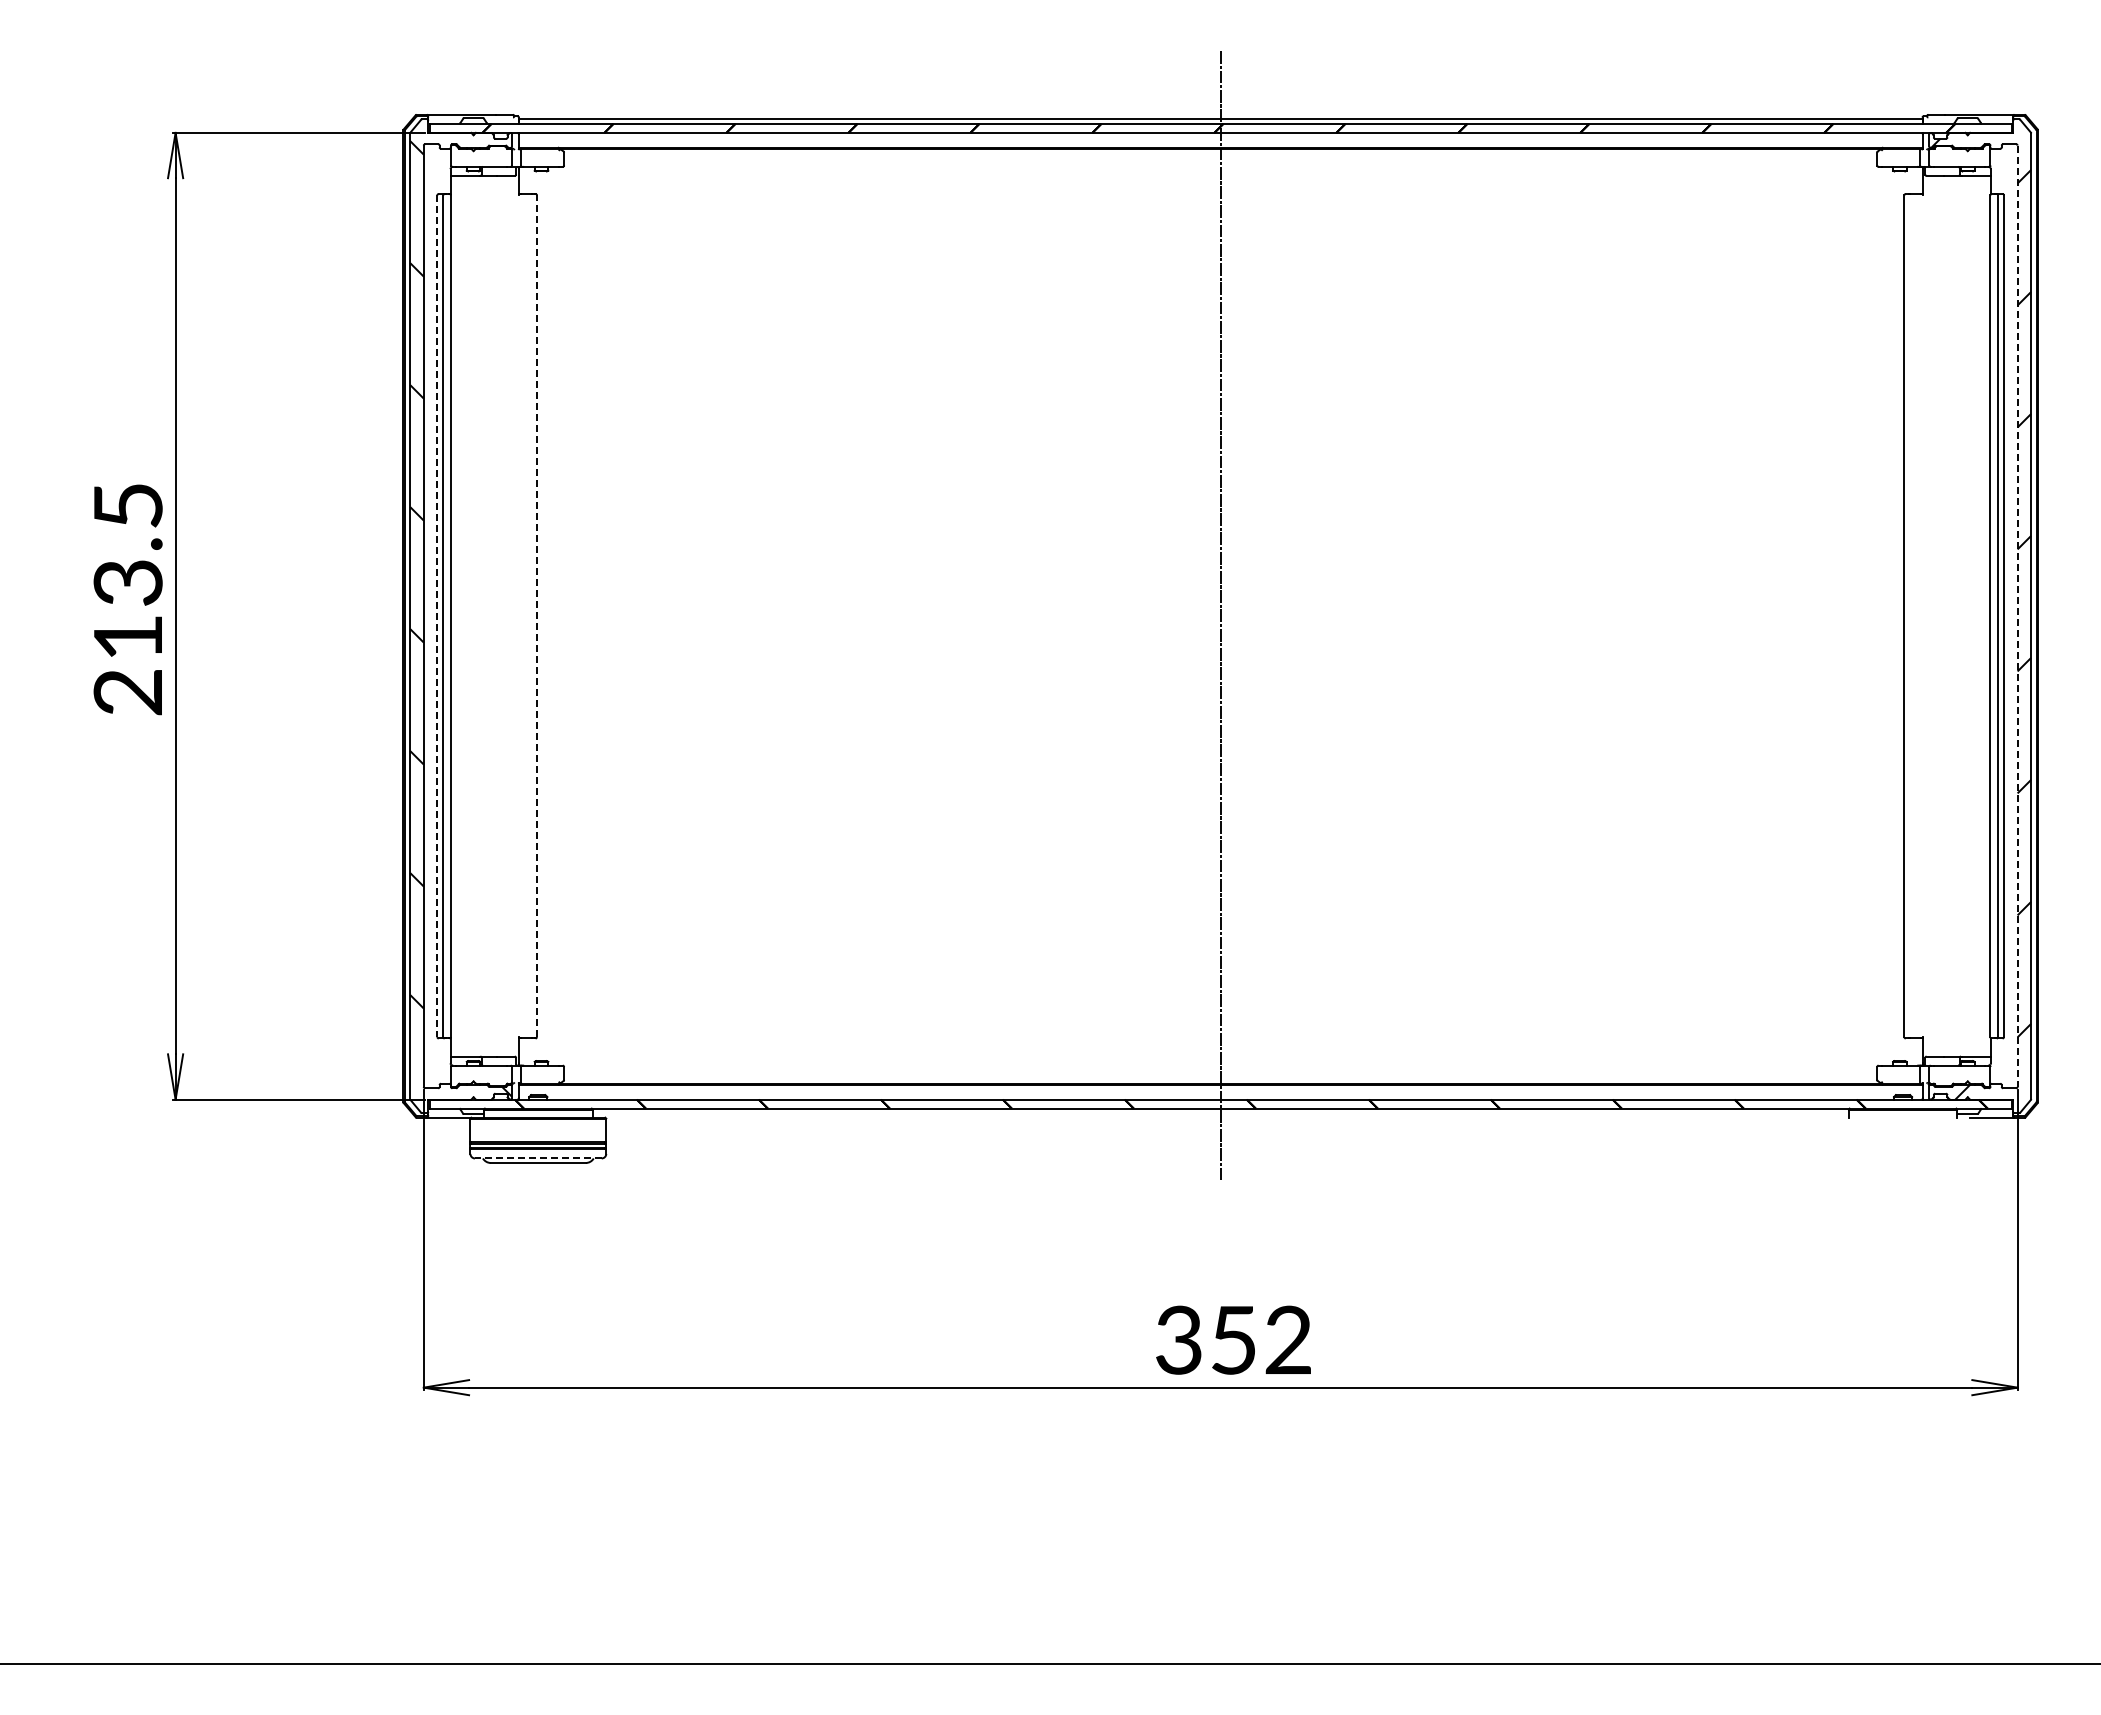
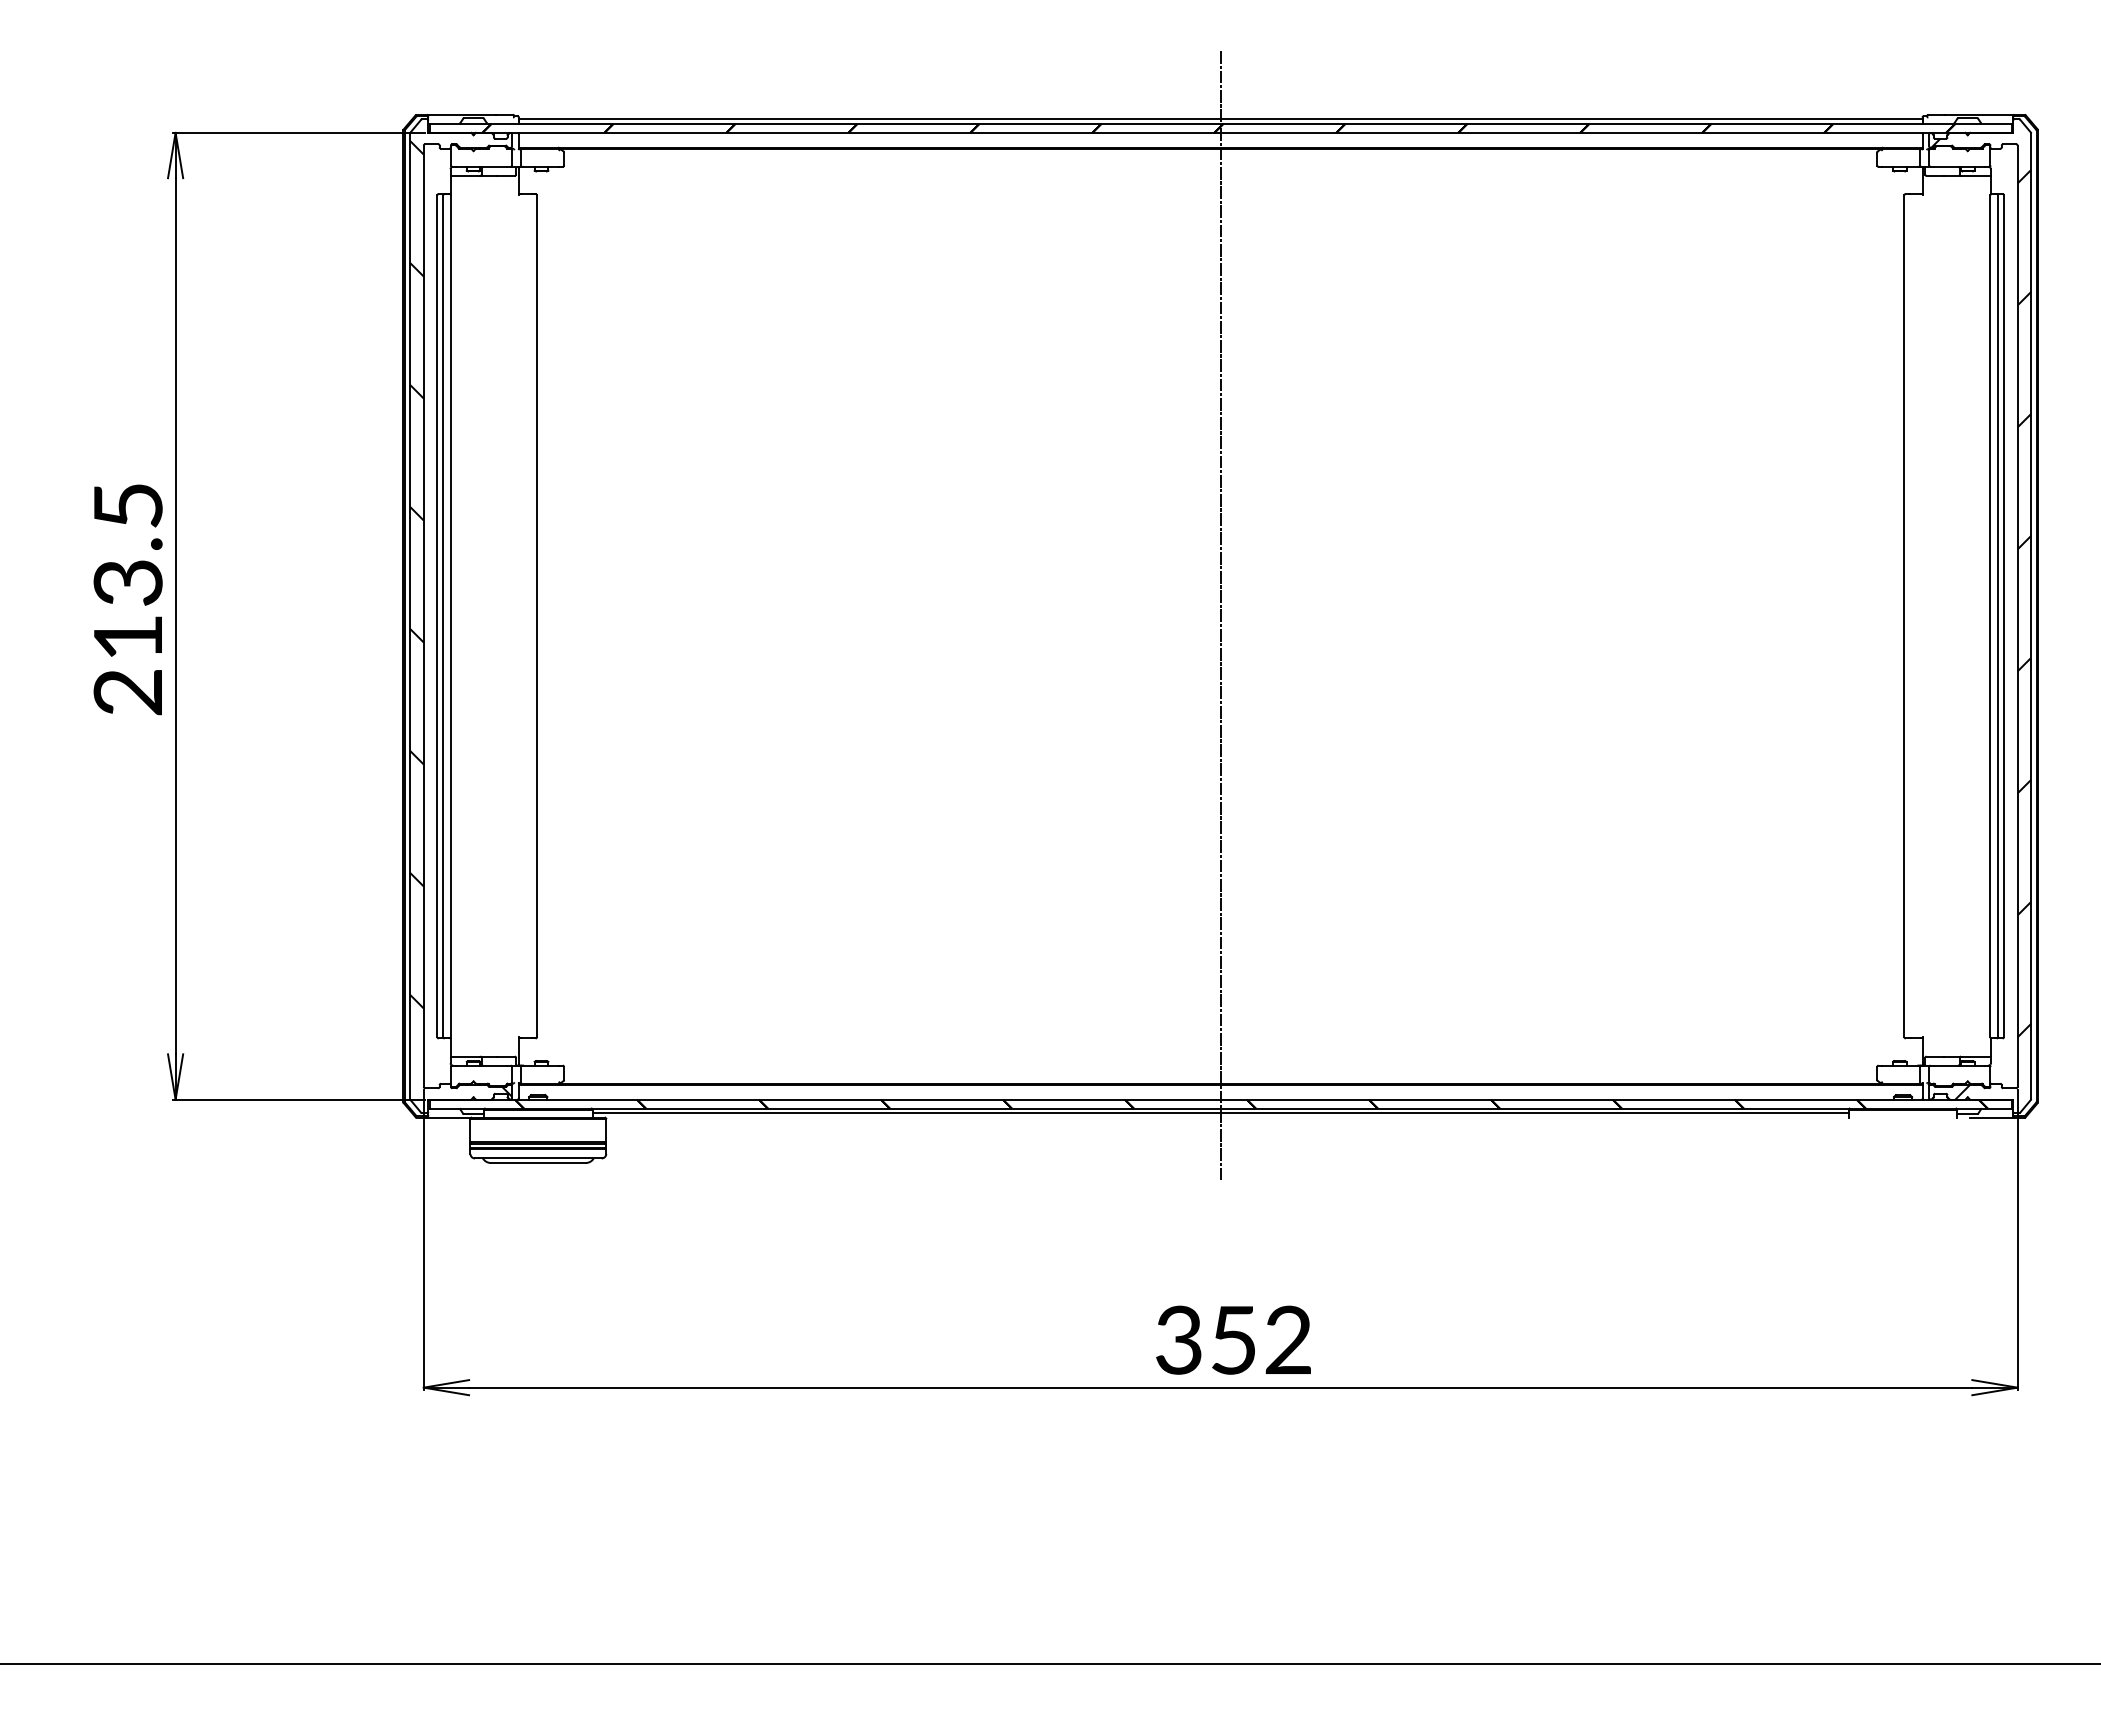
line: dashed -> solid (437, 616)
line: dashed -> solid (536, 616)
line: dashed -> solid (2017, 616)
line: none -> present (1220, 1113)
line: dashed -> solid (537, 1158)
